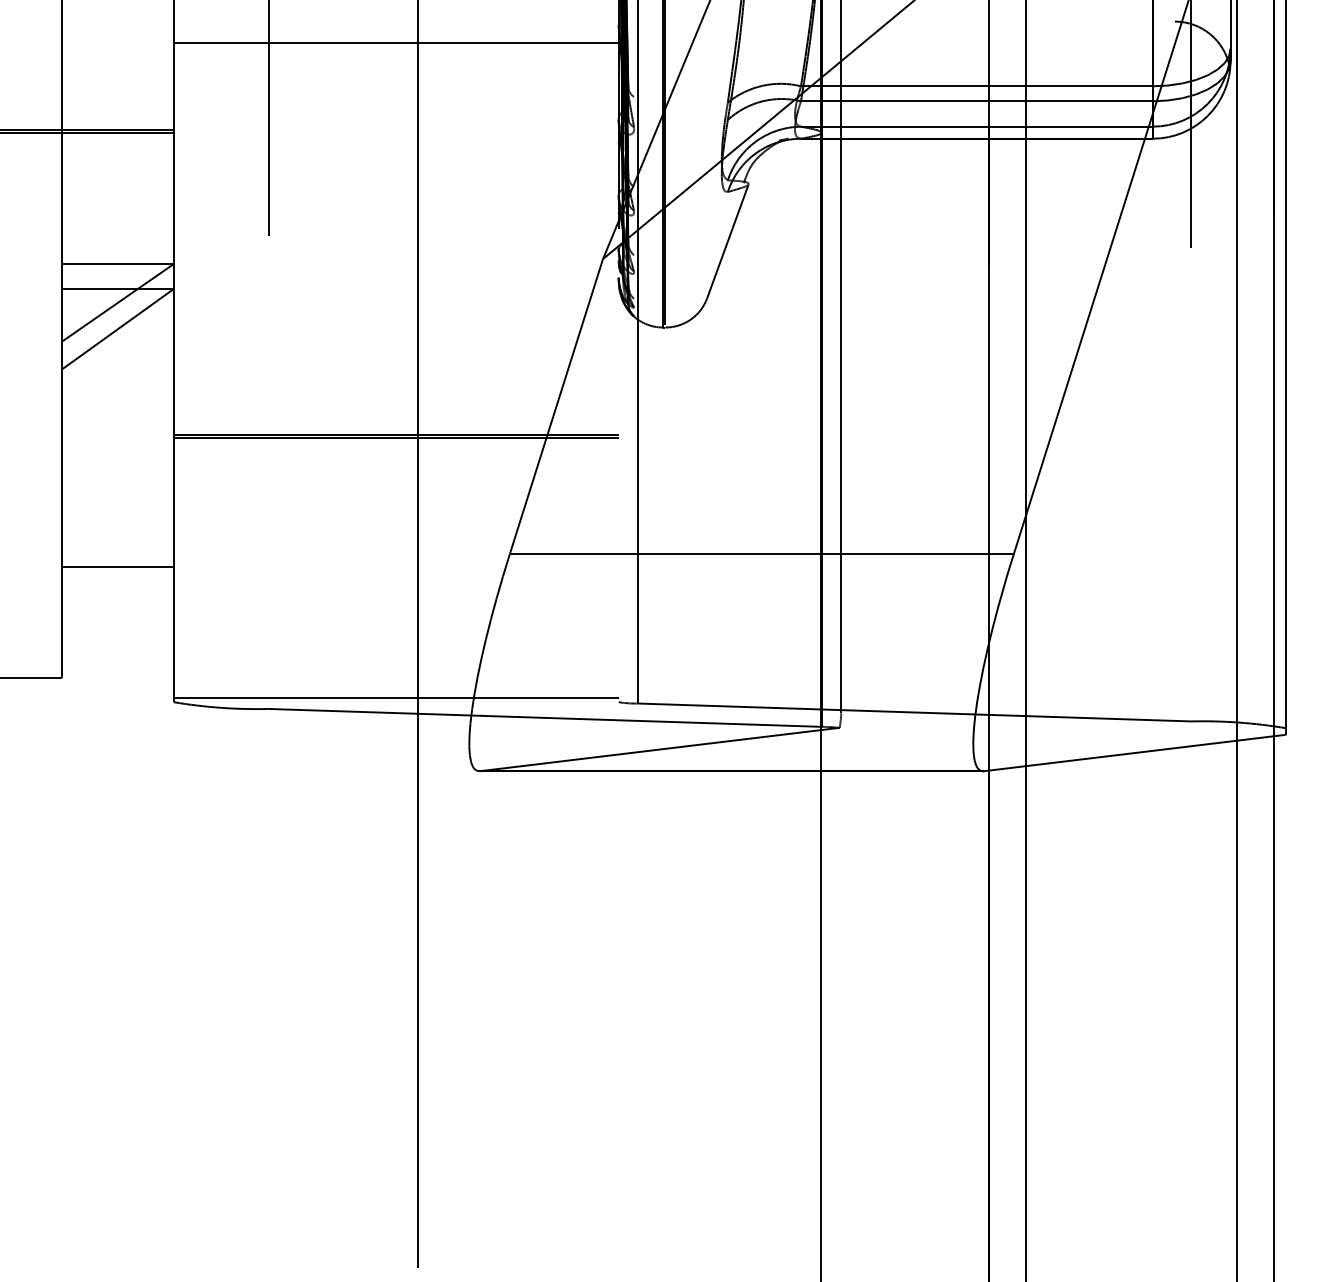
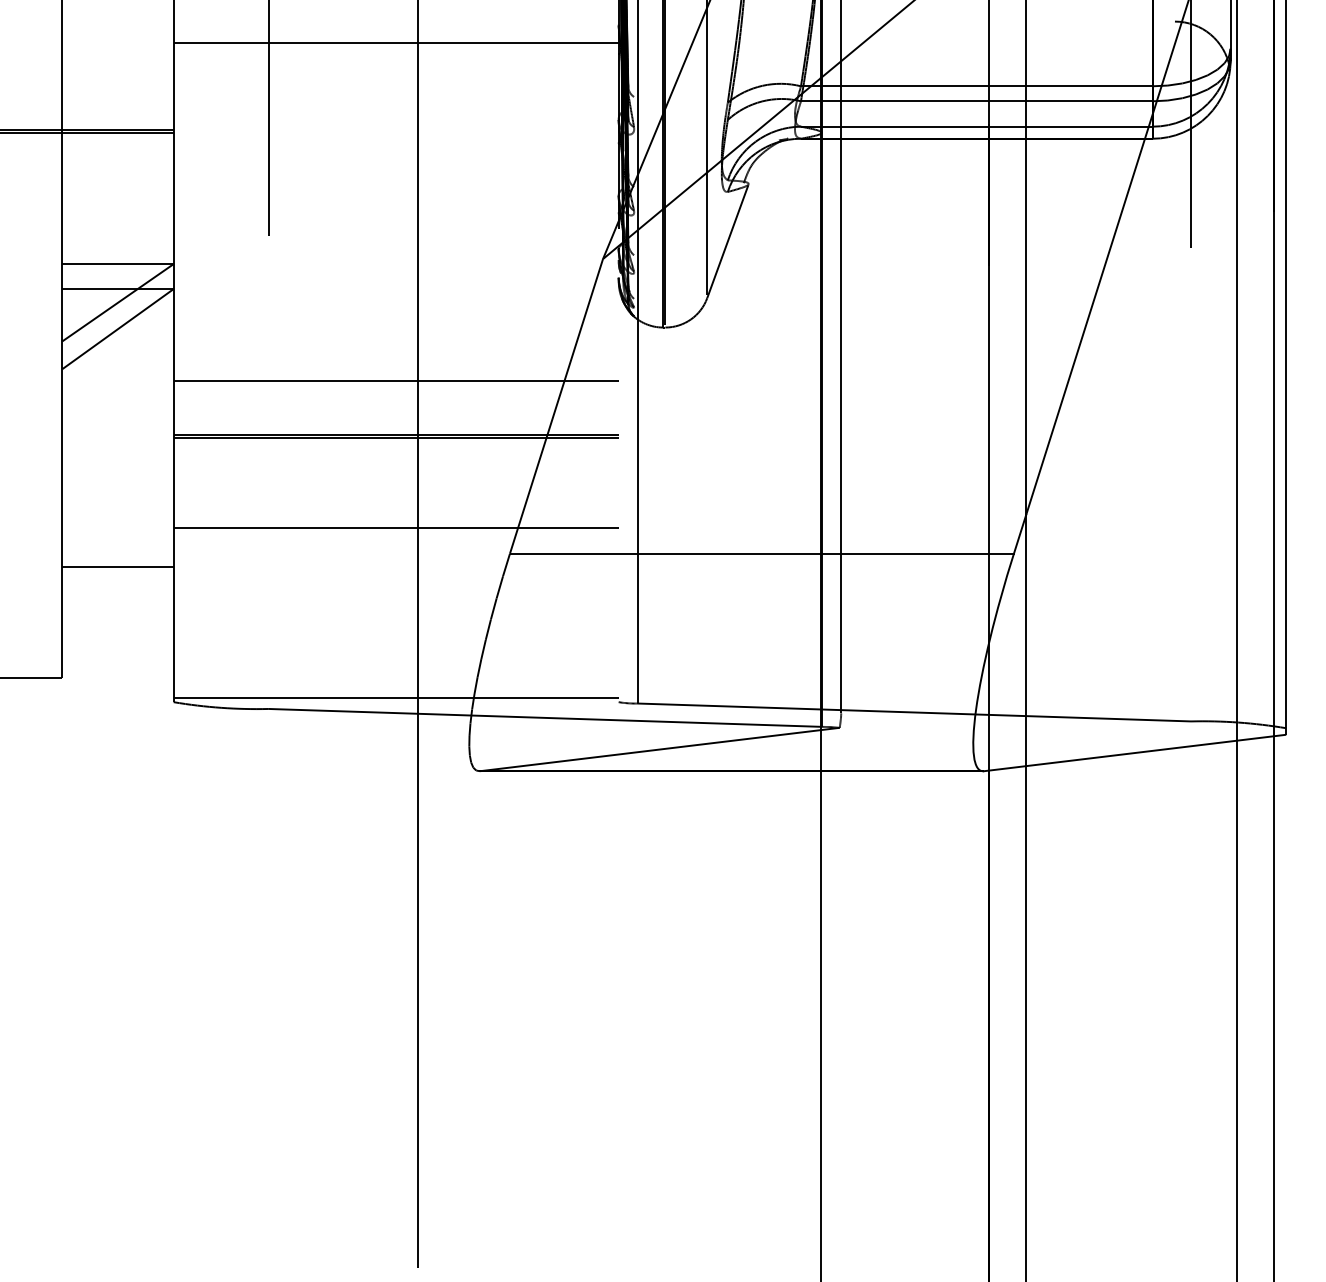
line: none -> present (707, 148)
line: none -> present (395, 380)
line: none -> present (395, 527)
